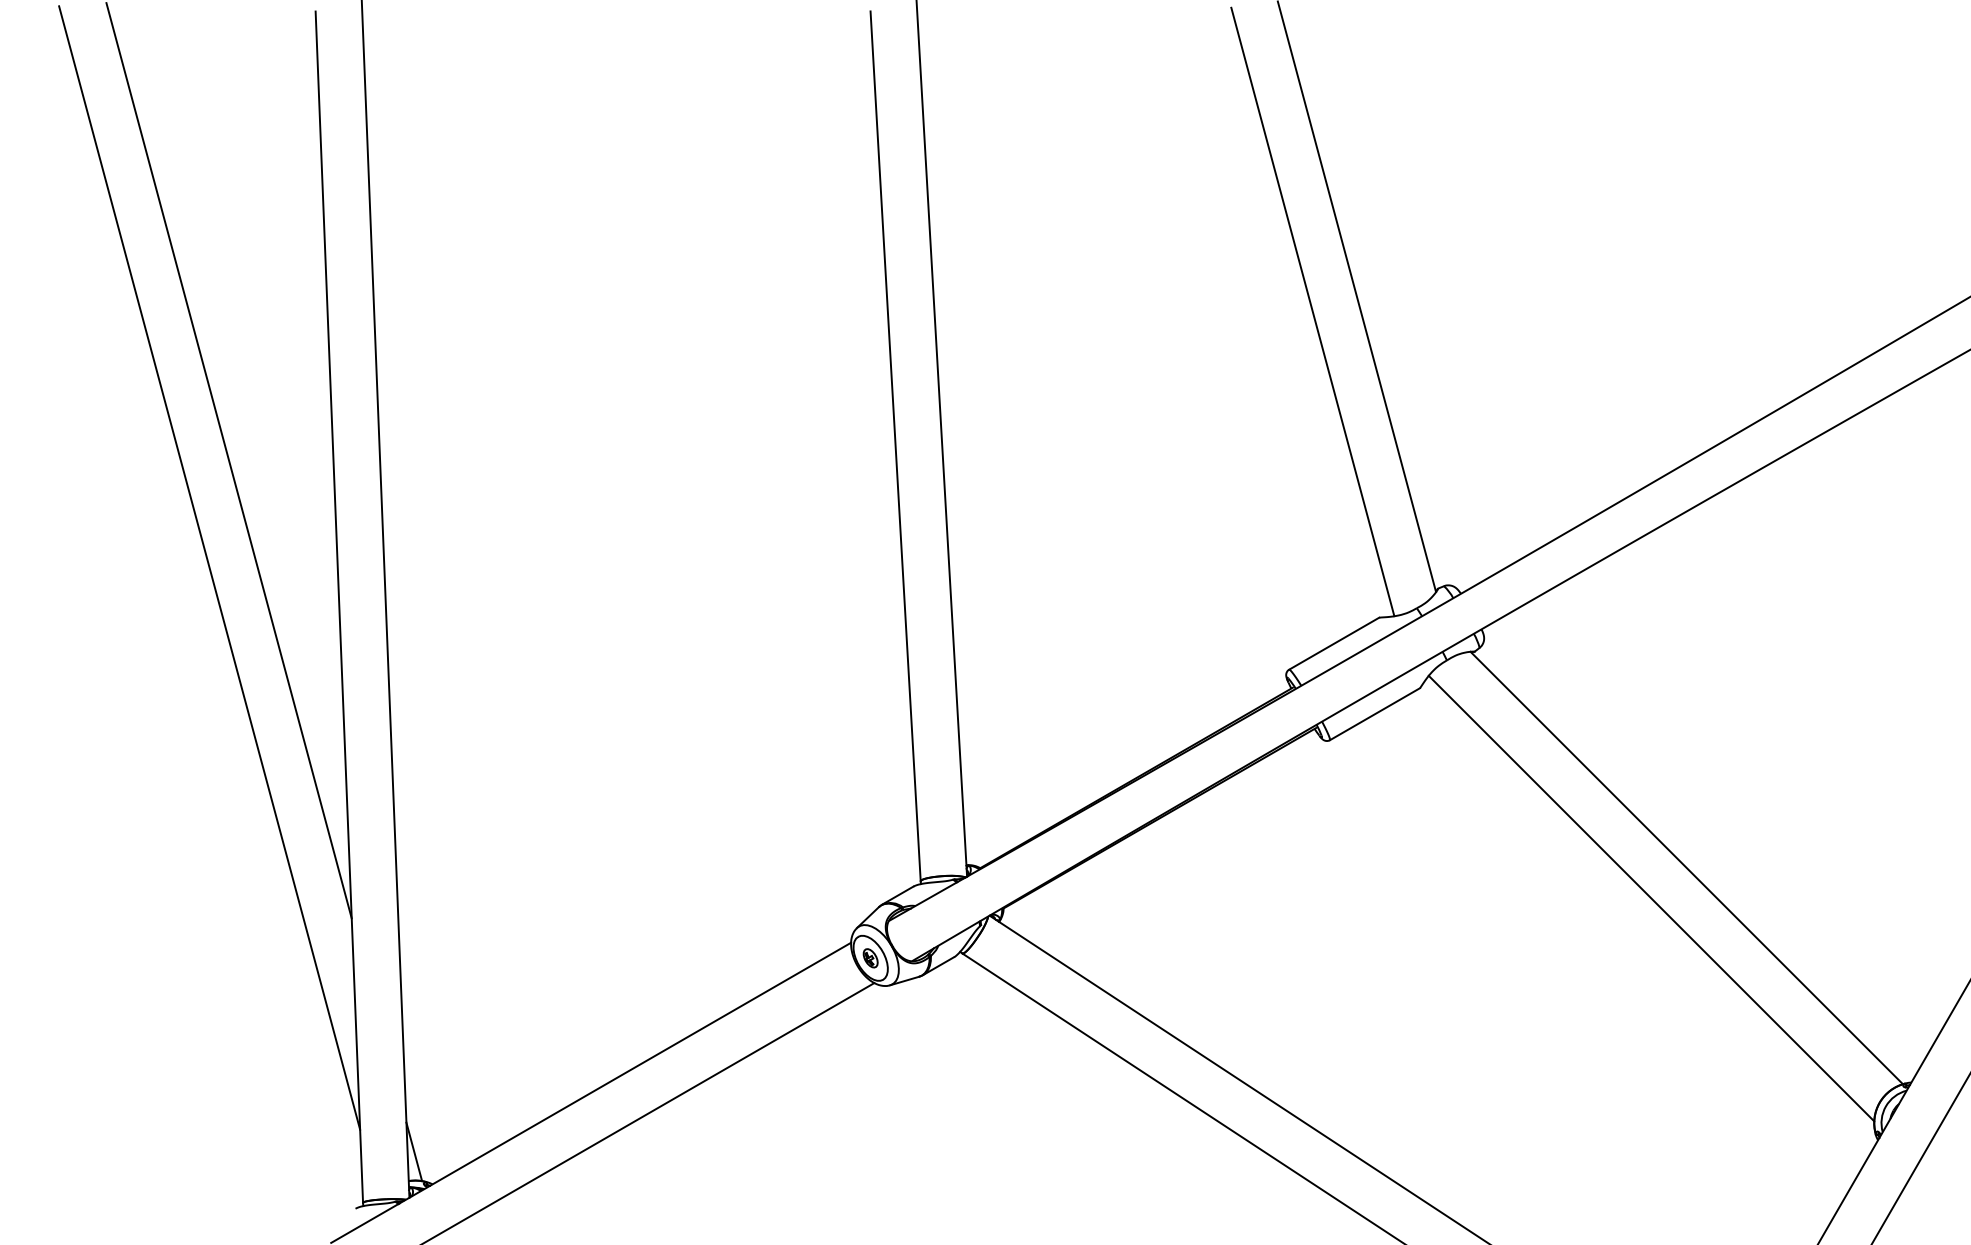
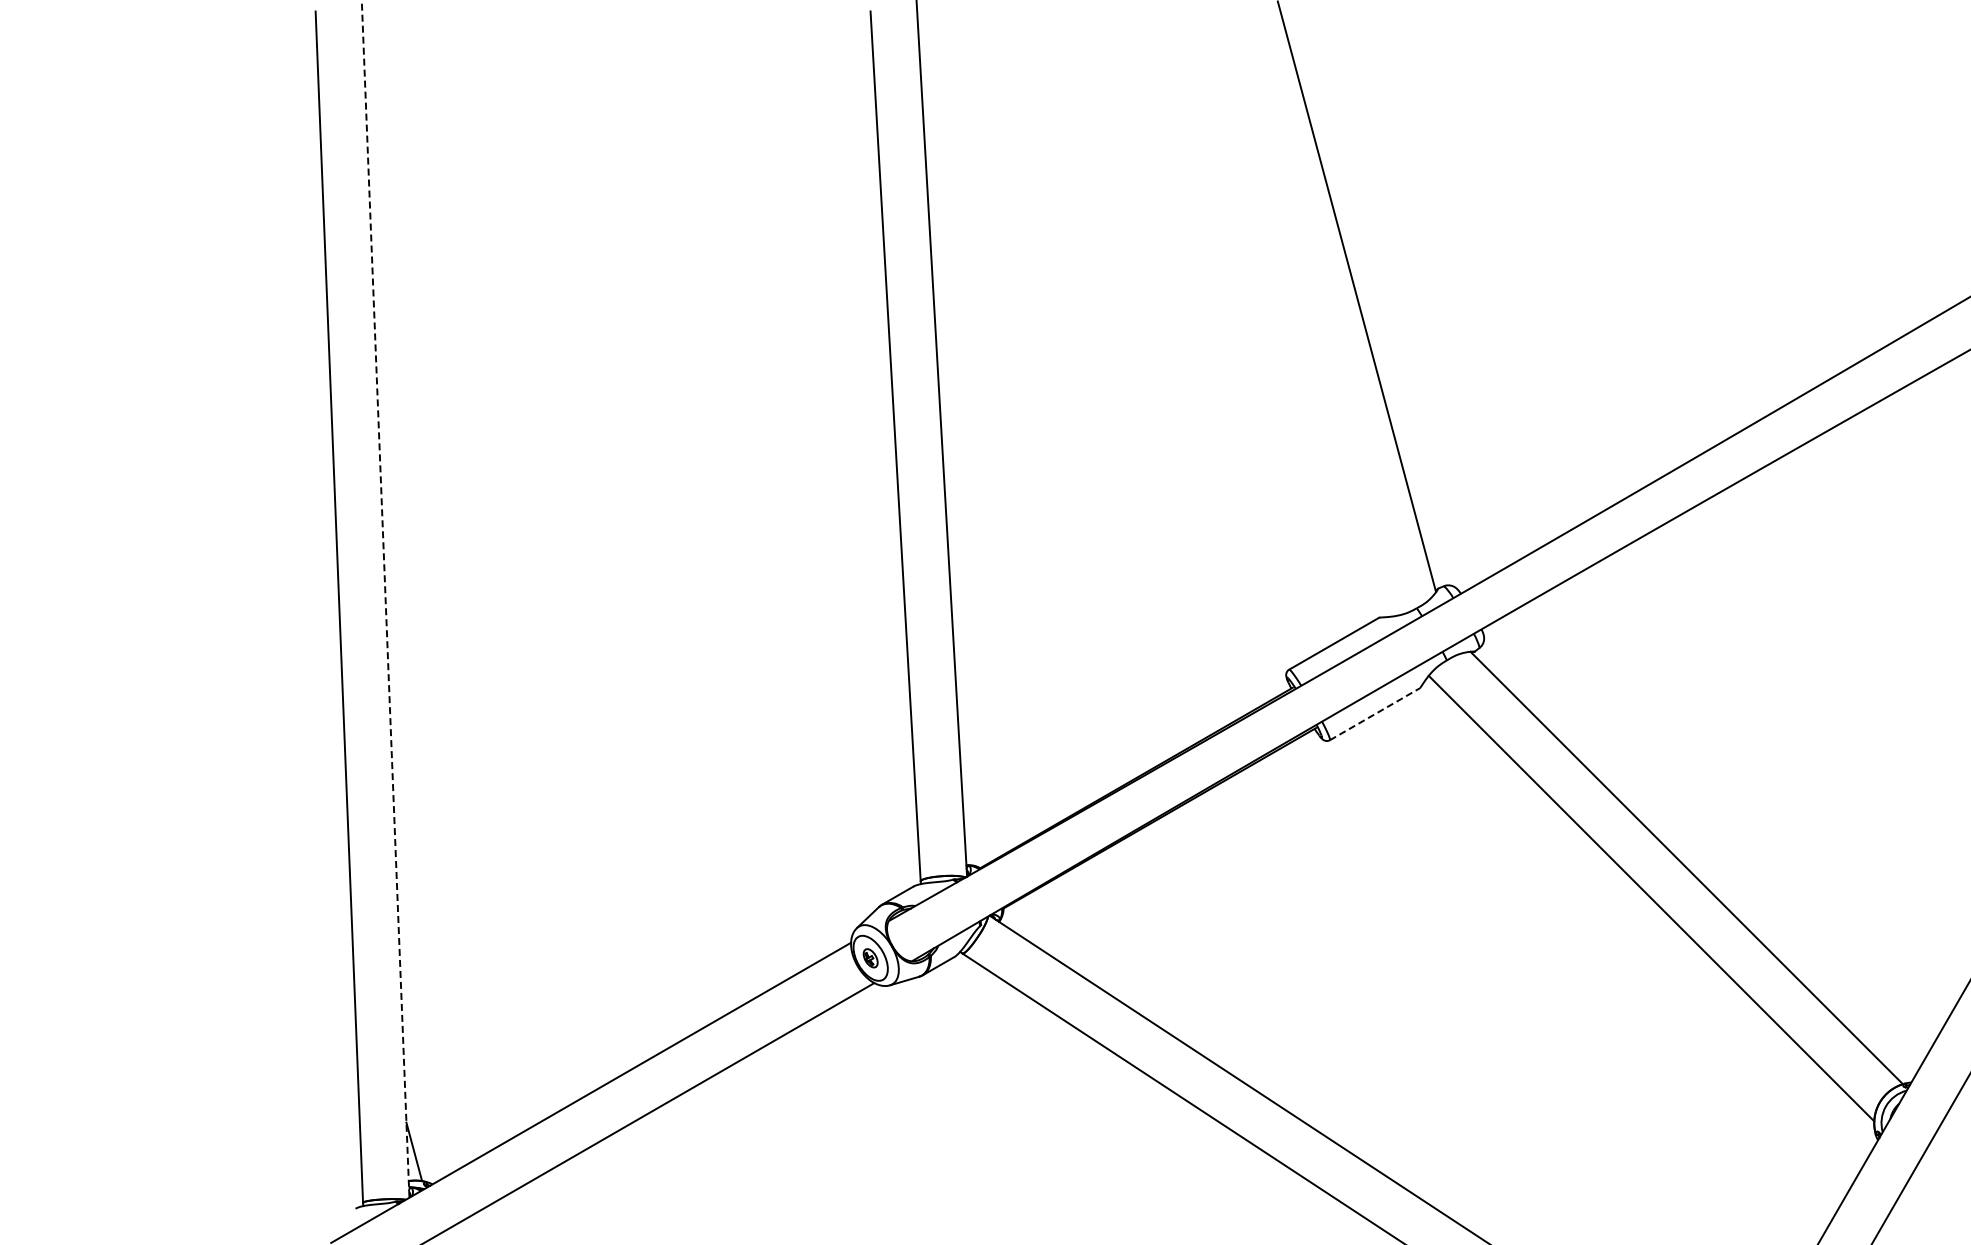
line: present -> none (1312, 311)
line: present -> none (228, 460)
line: present -> none (209, 567)
line: solid -> dashed (385, 598)
line: solid -> dashed (1374, 714)
